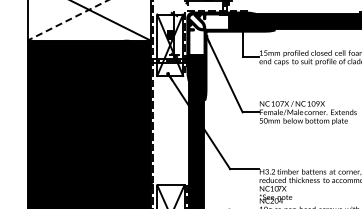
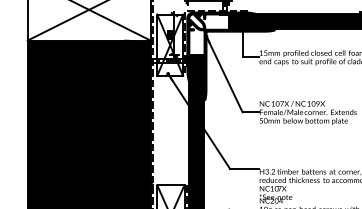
line: dashed -> solid (67, 20)
